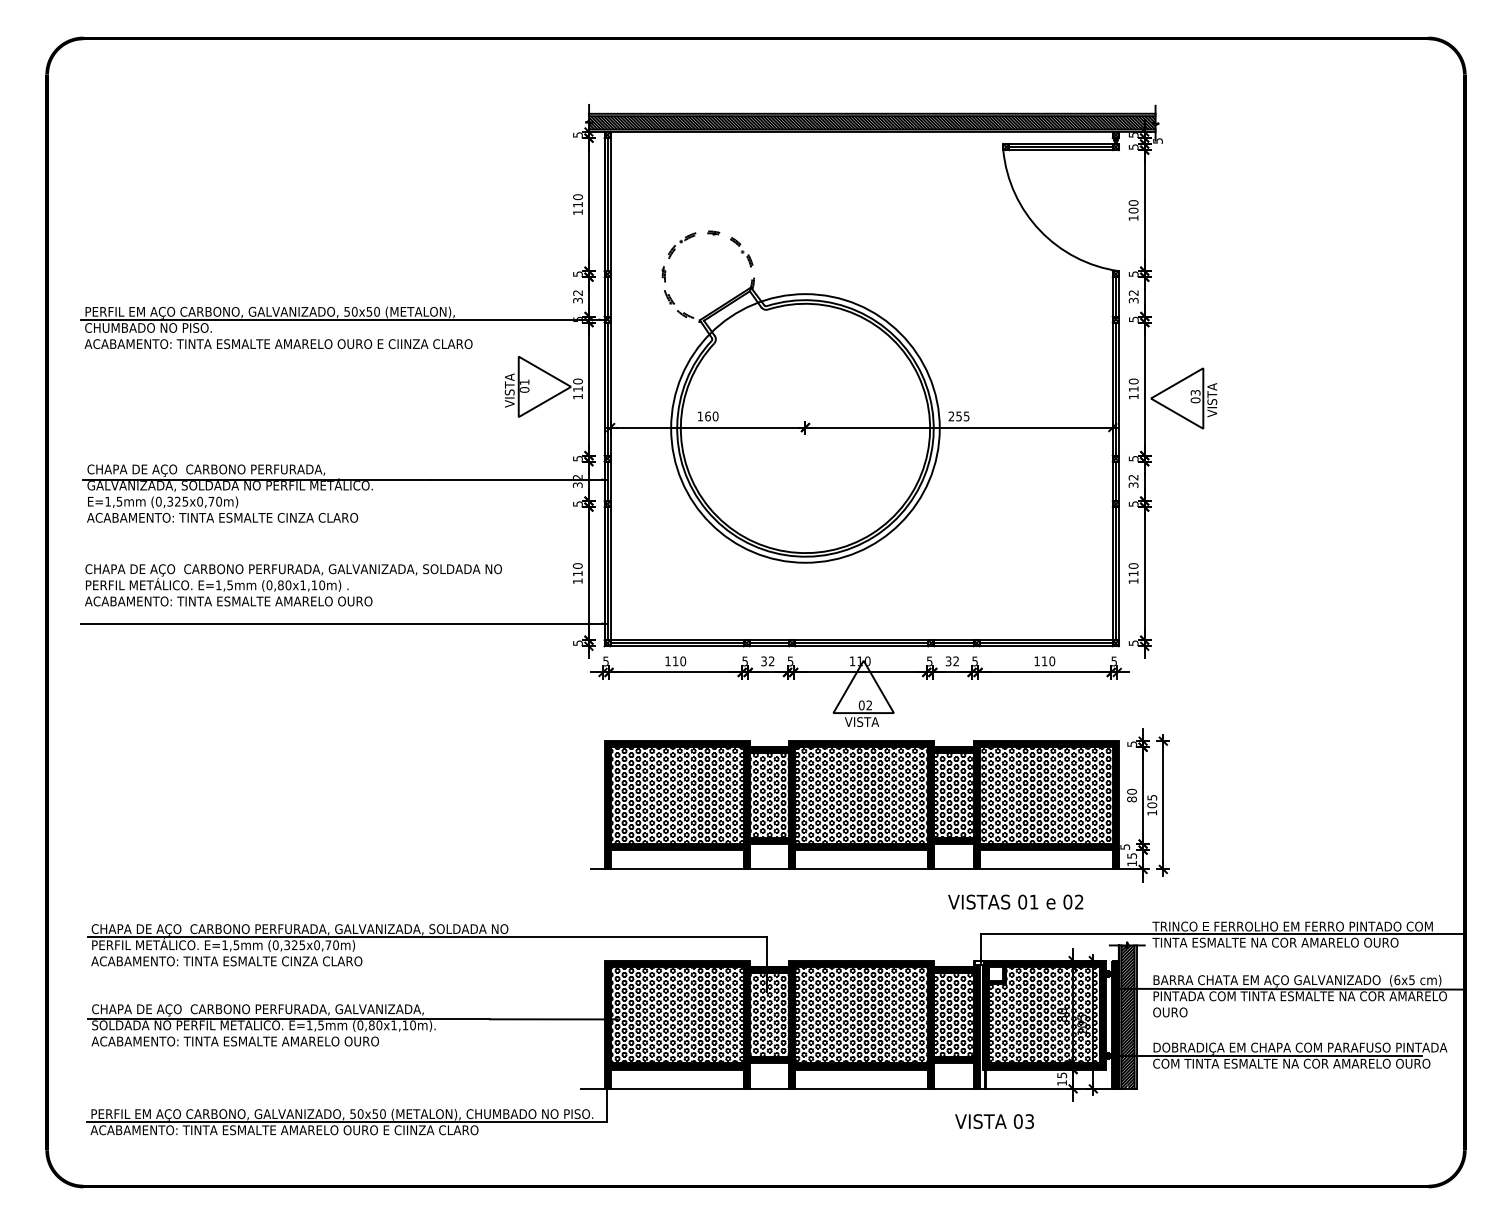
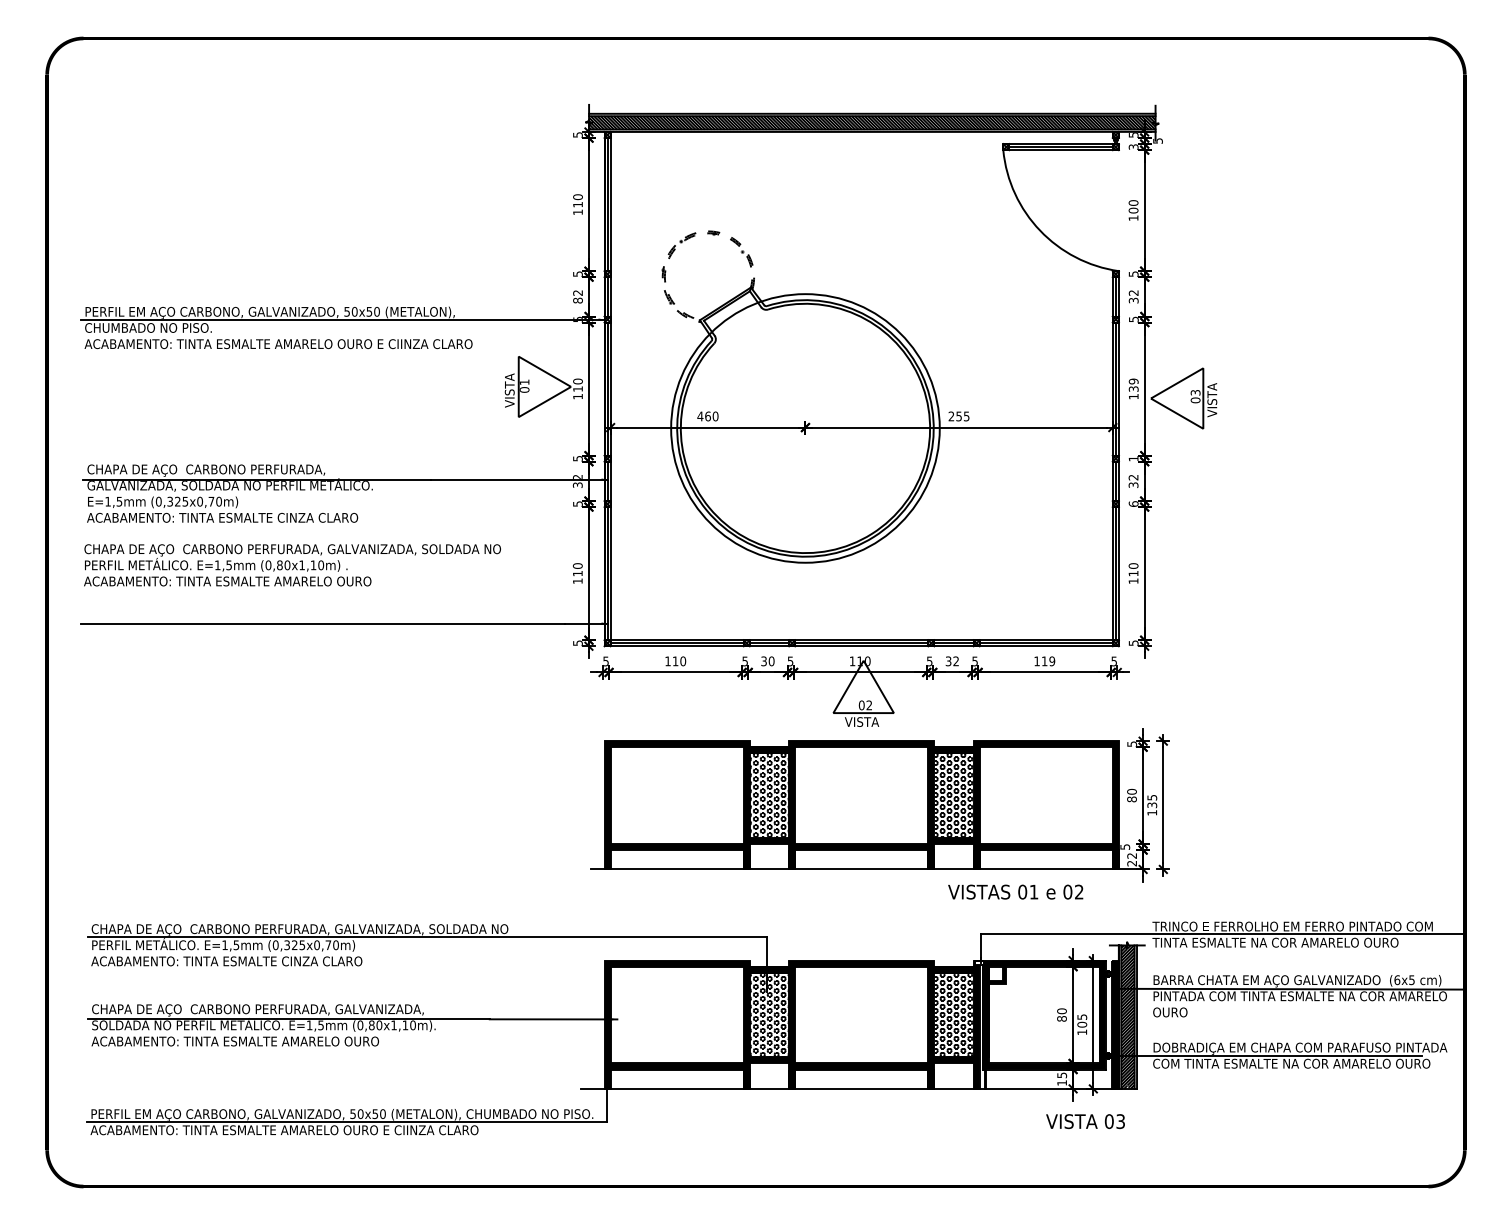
text: 5 -> 3 (1132, 146)
text: 32 -> 82 (577, 300)
text: 110 -> 139 (1133, 384)
text: 160 -> 460 (700, 416)
text: 5 -> 1 (1133, 458)
text: 5 -> 6 (1133, 503)
text position: (293, 585) -> (292, 565) (292, 565)
text: 32 -> 30 (771, 661)
text: 110 -> 119 (1052, 661)
hatch: present -> none (676, 795)
hatch: present -> none (861, 795)
hatch: present -> none (1045, 795)
text: 105 -> 135 (1152, 805)
text: 15 -> 22 (1132, 859)
text position: (1015, 901) -> (1015, 891) (1015, 891)
hatch: present -> none (676, 1014)
hatch: present -> none (861, 1014)
hatch: present -> none (1043, 1014)
text position: (994, 1121) -> (1085, 1121) (1085, 1121)
